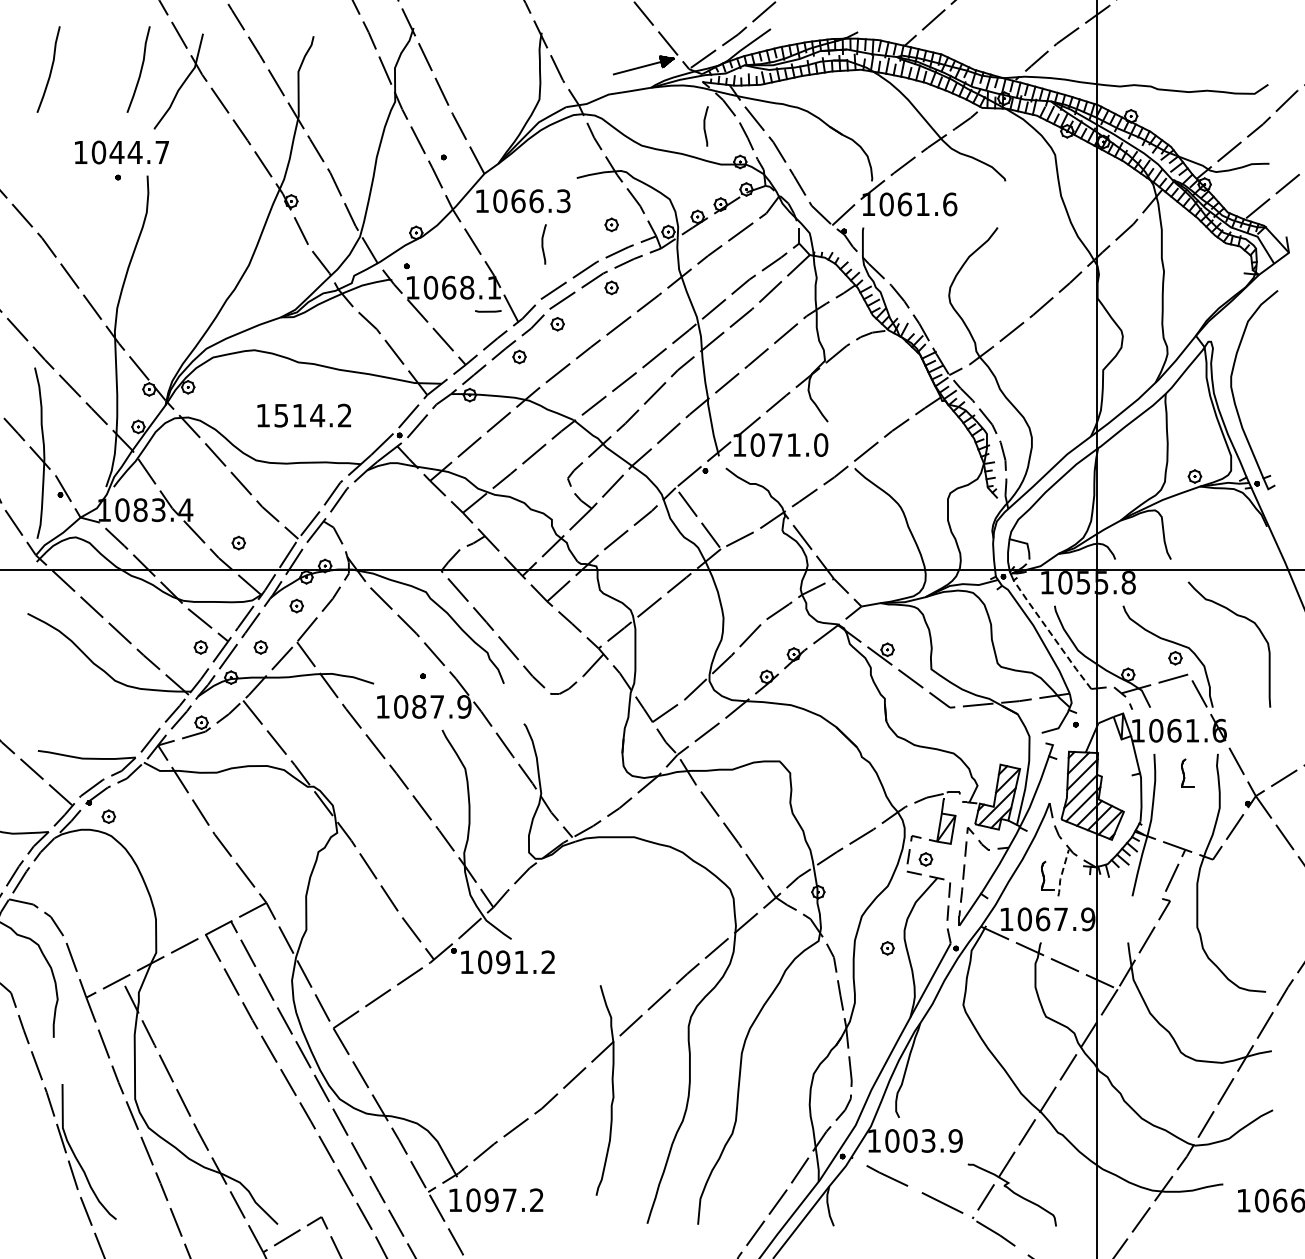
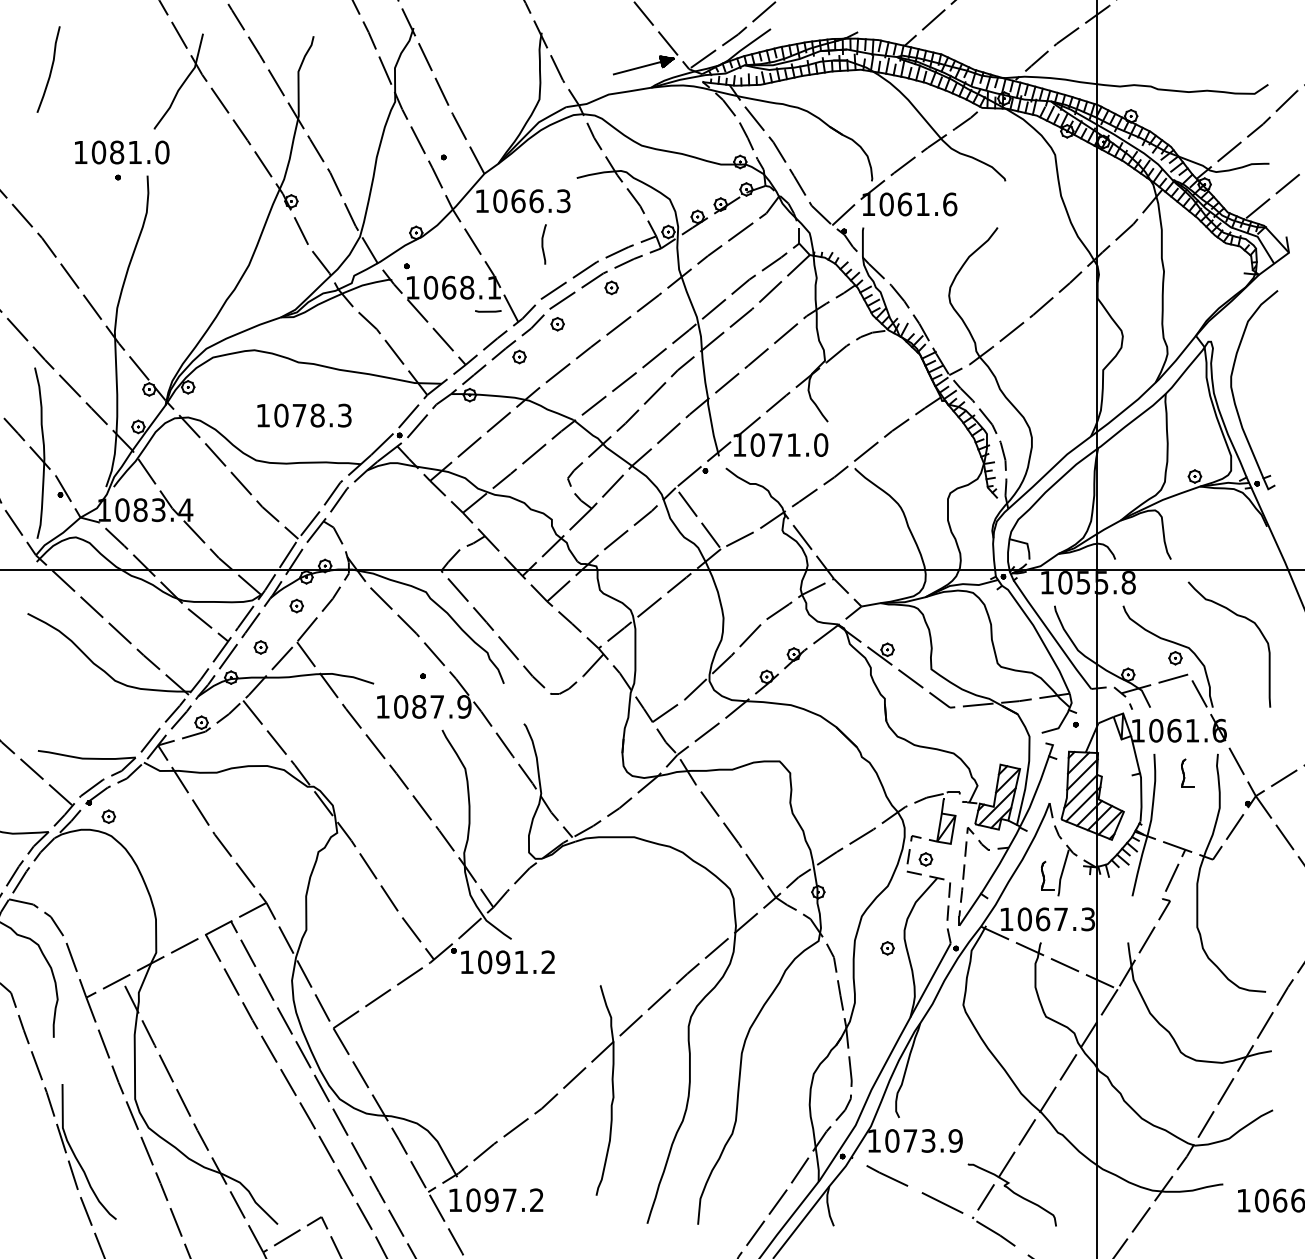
curve: present -> none (140, 69)
curve: present -> none (705, 126)
text: 1044.7 -> 1081.0 (139, 152)
part: present -> none (611, 224)
text: 1514.2 -> 1078.3 (312, 415)
part: present -> none (238, 542)
line: dashed -> solid (1052, 635)
part: present -> none (200, 647)
line: dashed -> solid (1061, 874)
text: 1067.9 -> 1067.3 (1088, 919)
text: 1003.9 -> 1073.9 (910, 1140)
